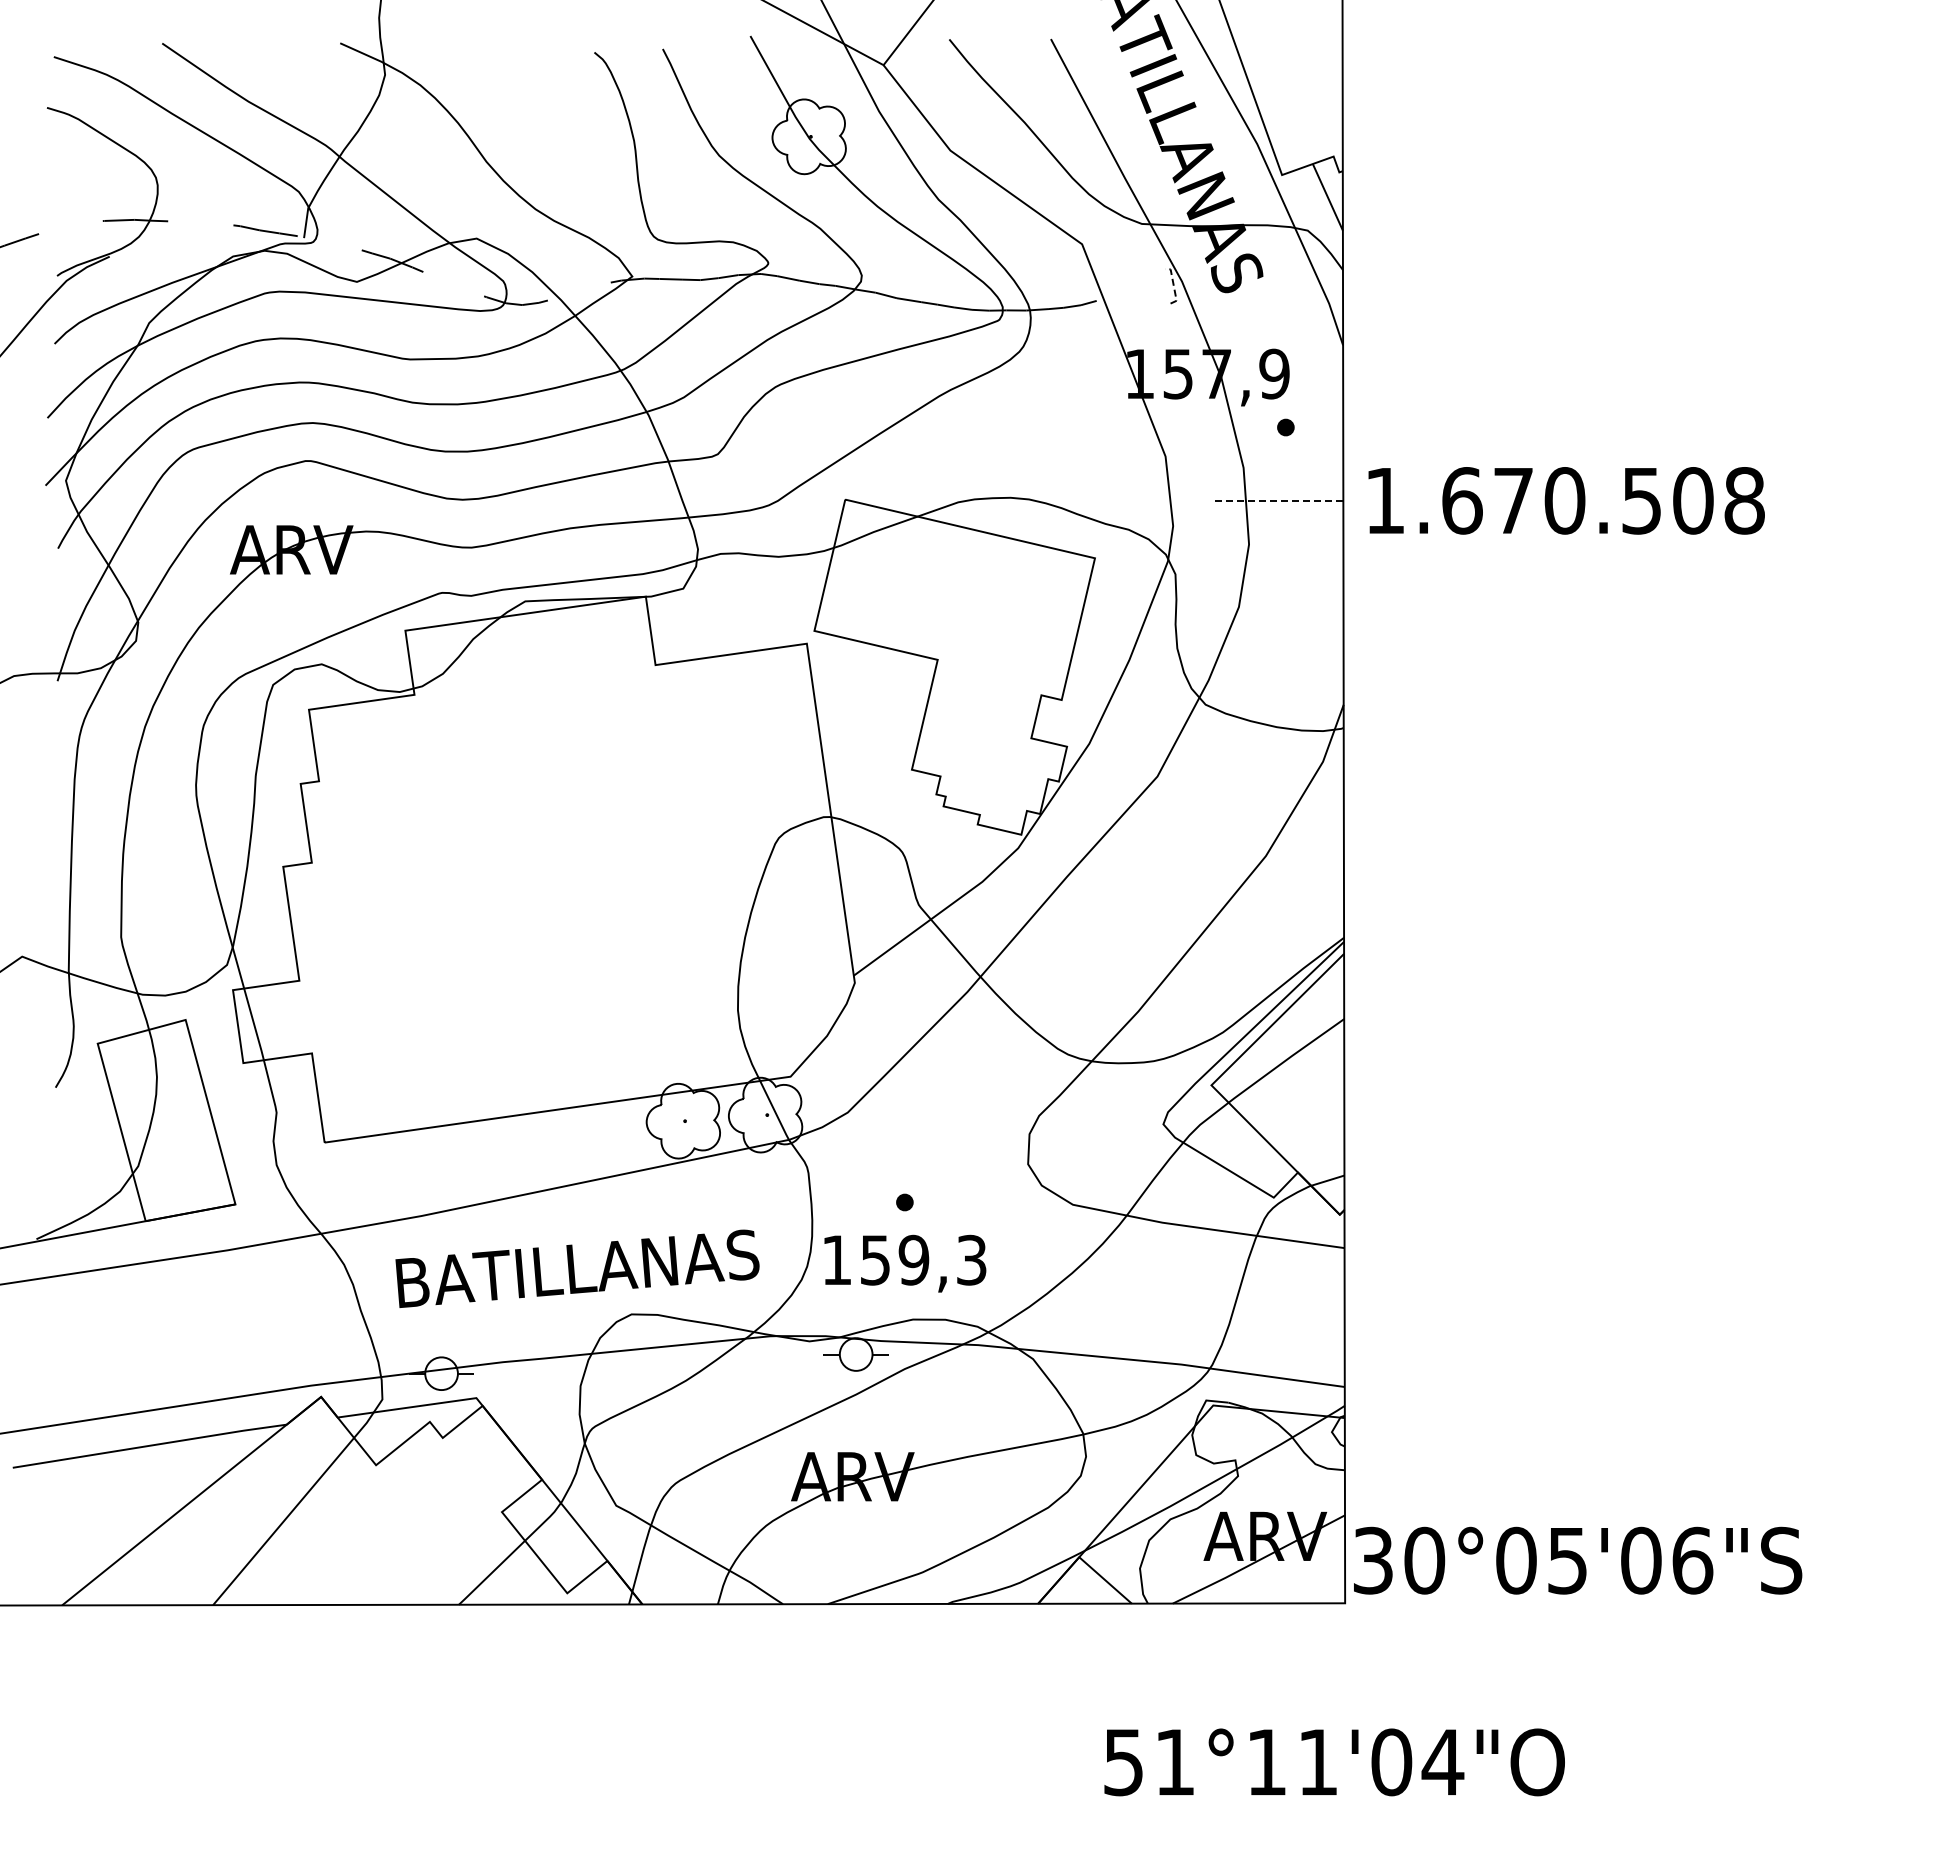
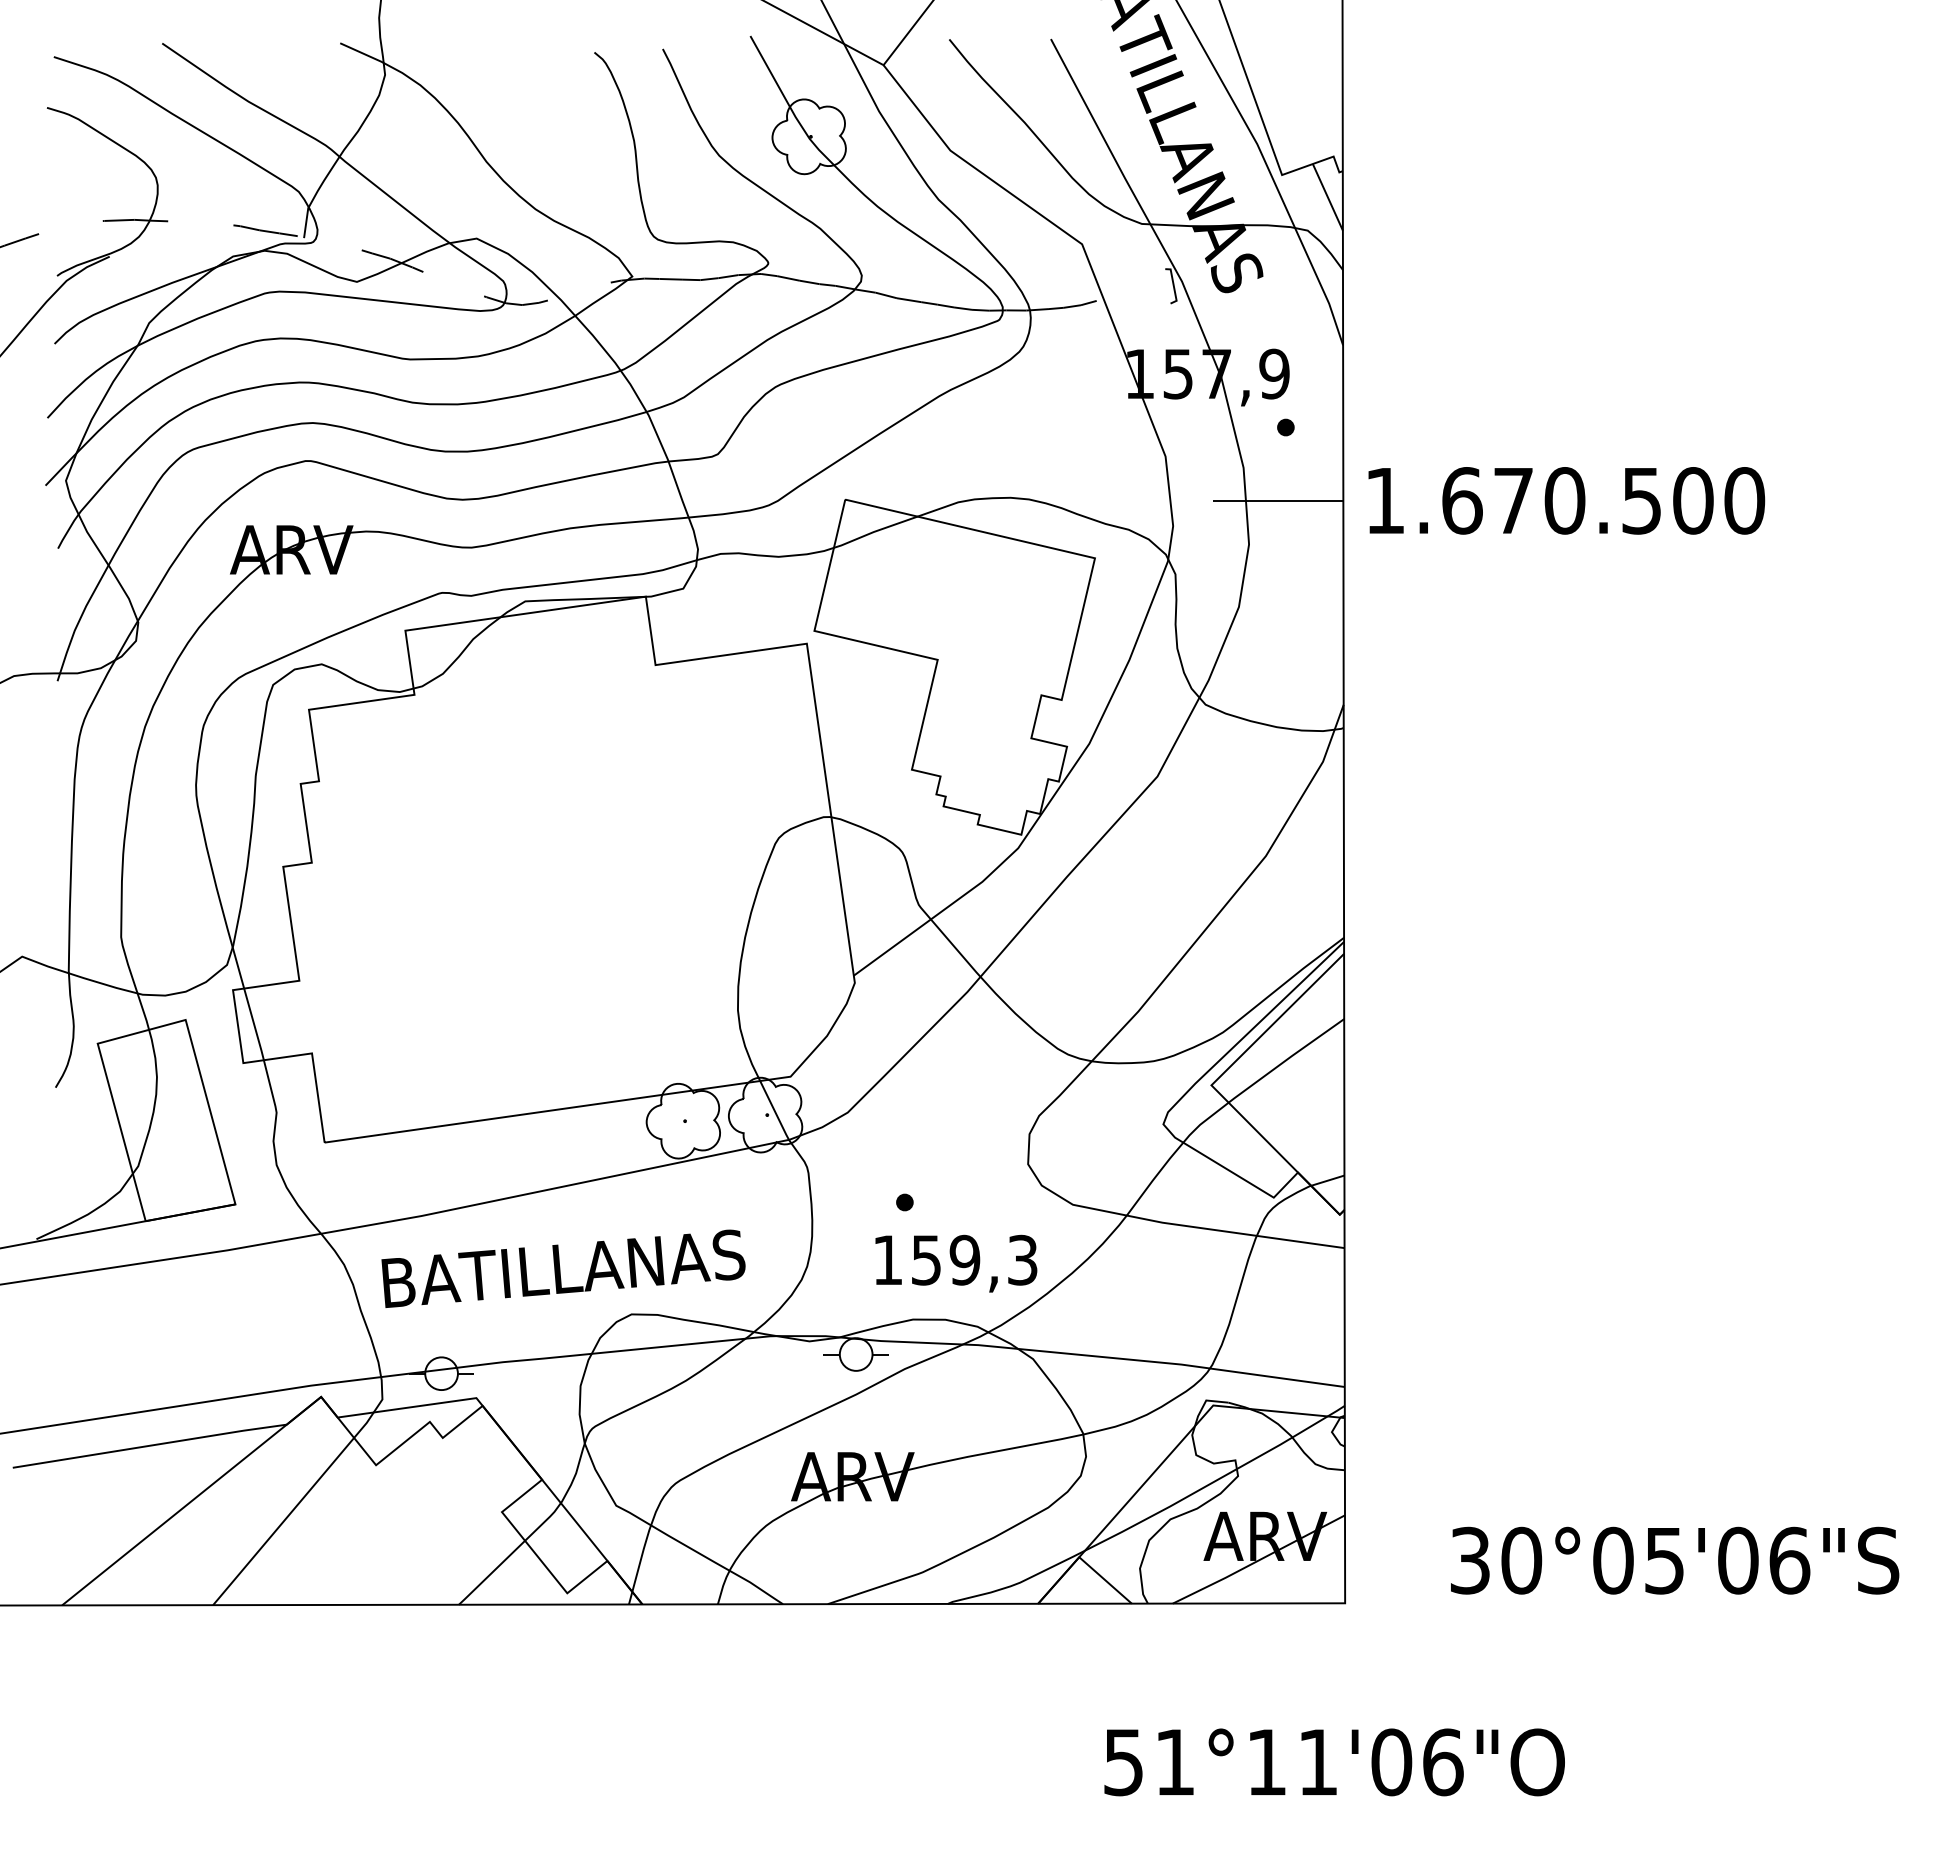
line: dashed -> solid (1173, 285)
line: dashed -> solid (1277, 500)
text: 1.670.508 -> 1.670.500 (1744, 500)
text position: (905, 1263) -> (956, 1263) (956, 1263)
text position: (577, 1268) -> (563, 1268) (563, 1268)
text position: (1578, 1560) -> (1675, 1560) (1675, 1560)
text: 51°11'04"O -> 51°11'06"O (1442, 1762)
